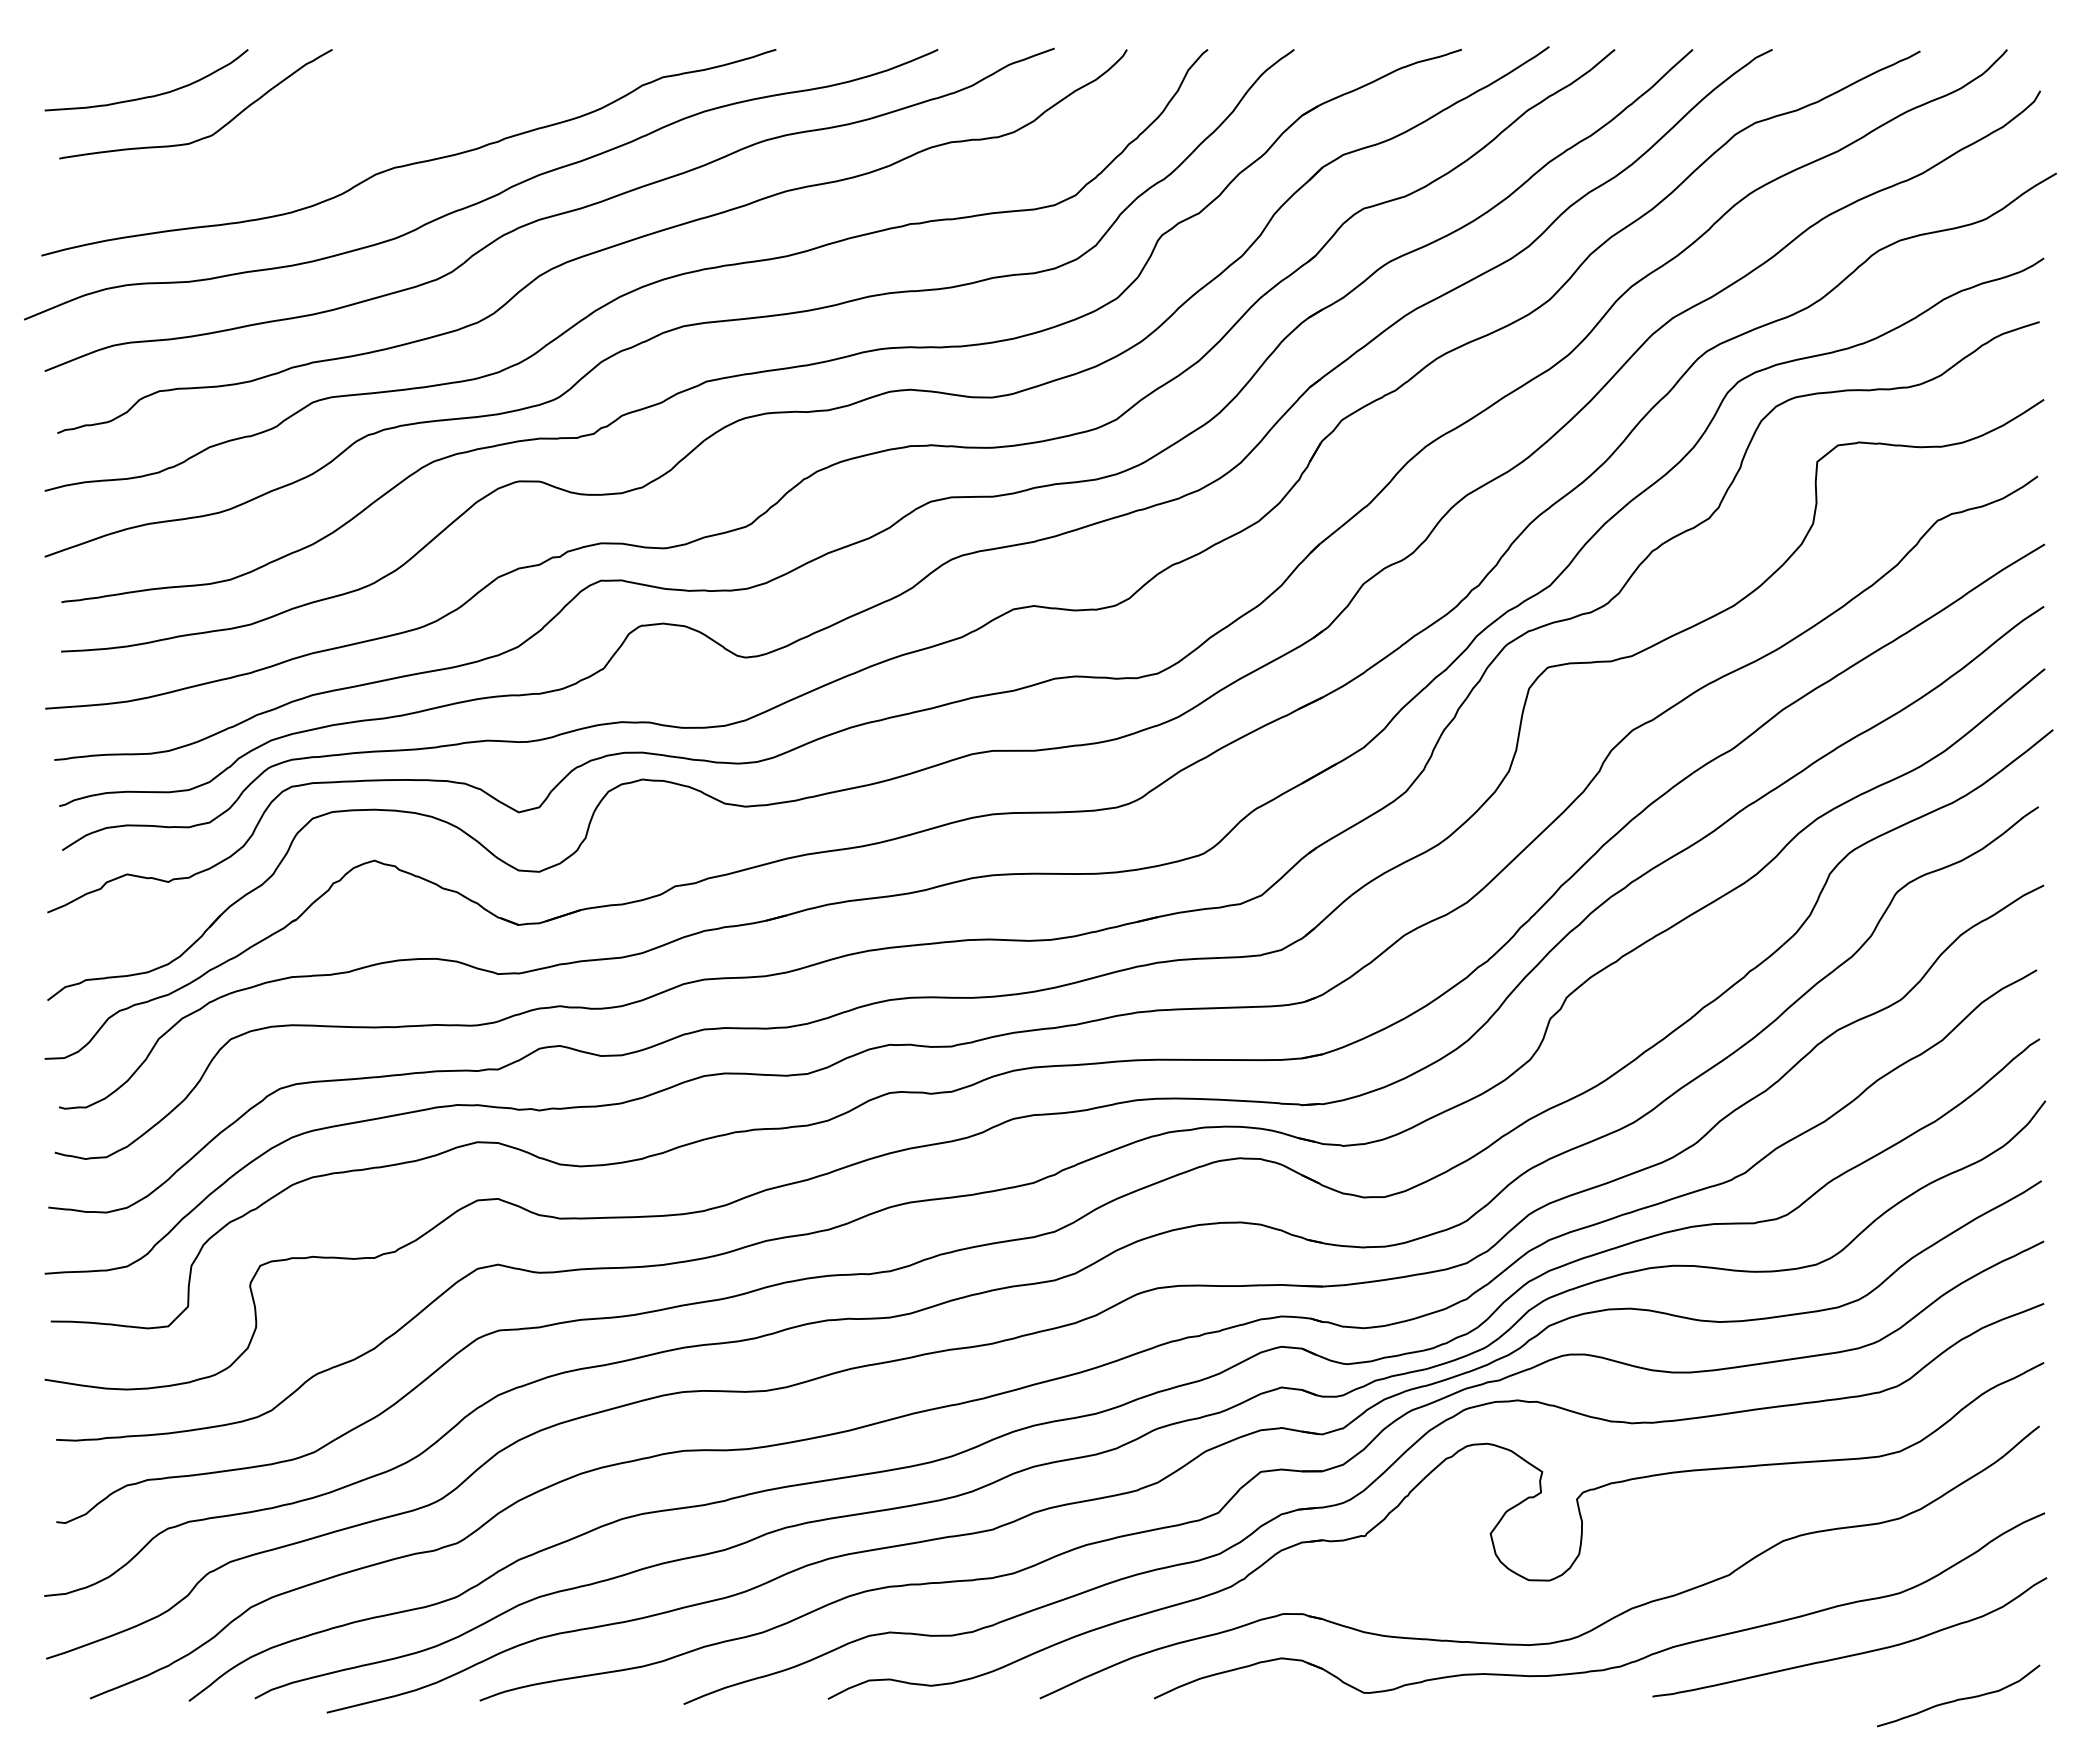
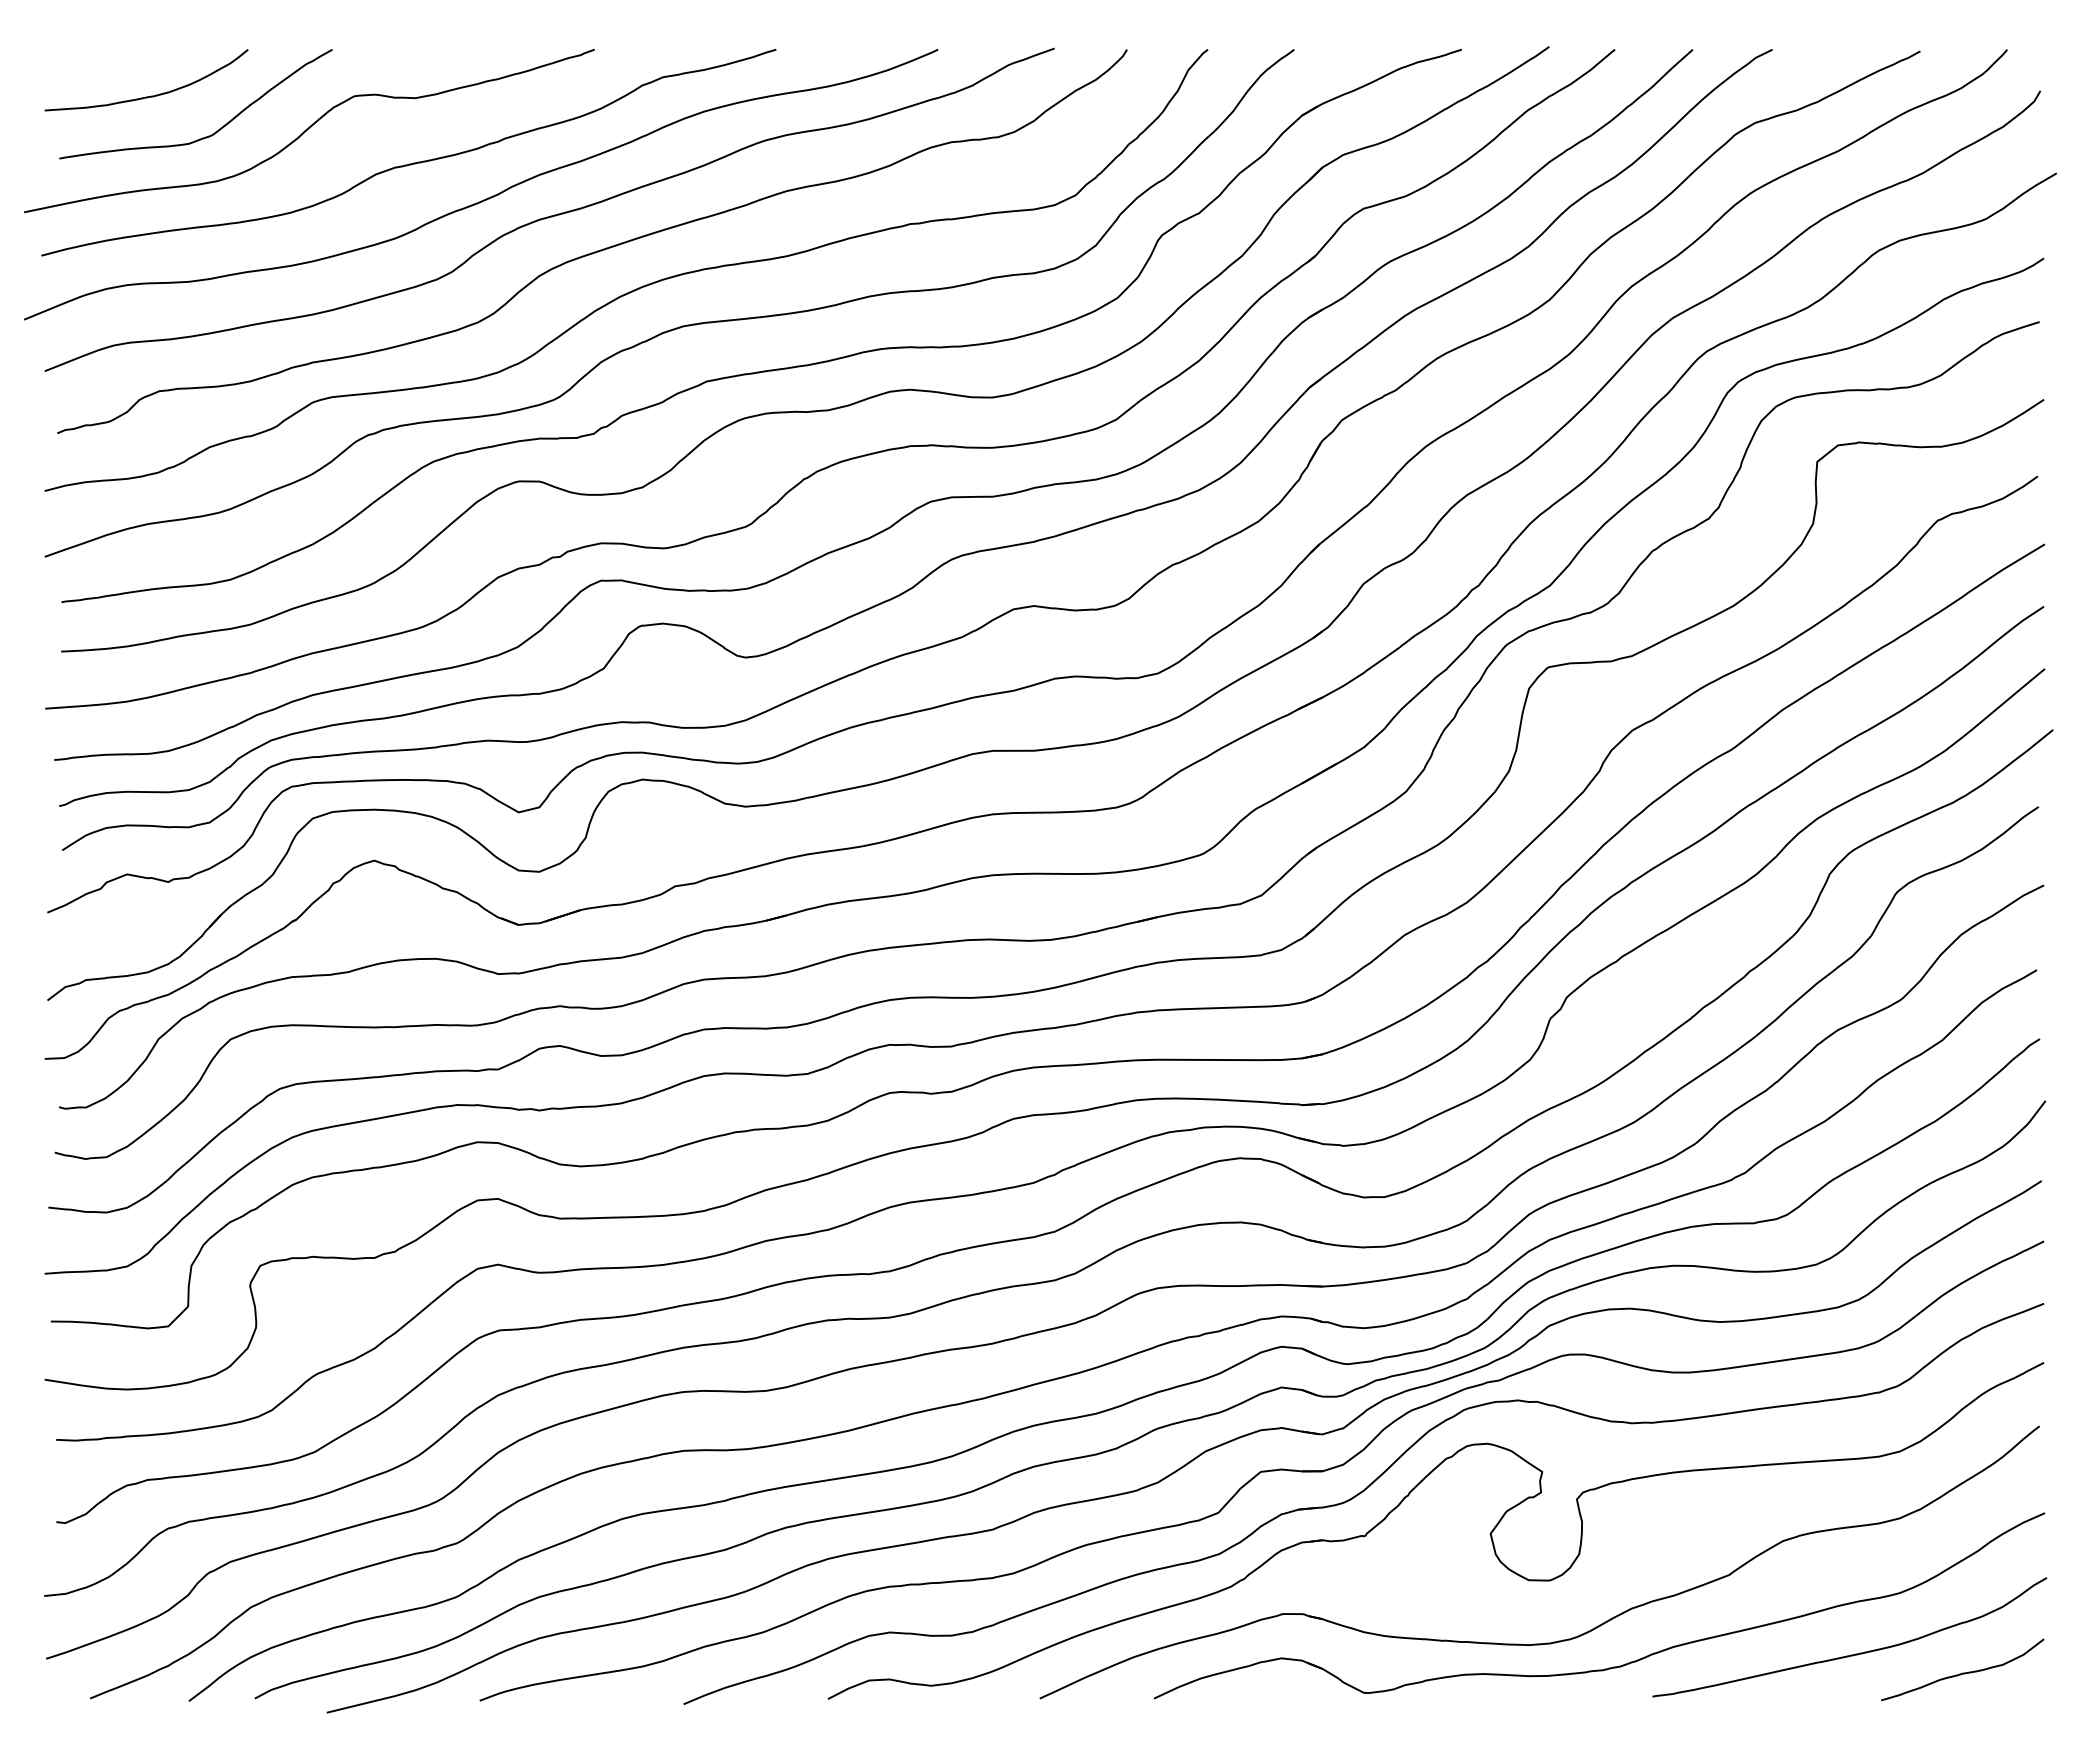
curve: none -> present (308, 129)
curve position: (1958, 1698) -> (1962, 1672) (1962, 1672)
